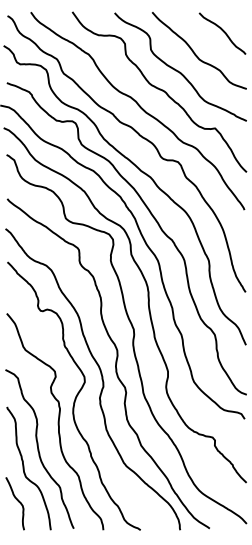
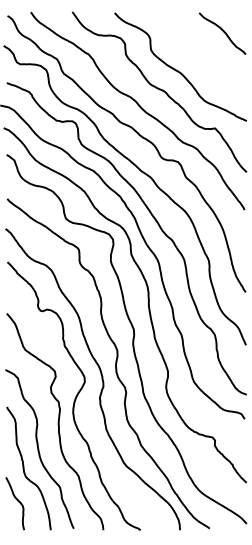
curve: present -> none (194, 51)
